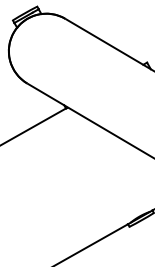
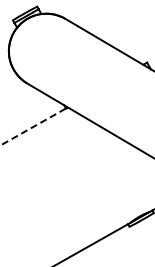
line: solid -> dashed (32, 127)
